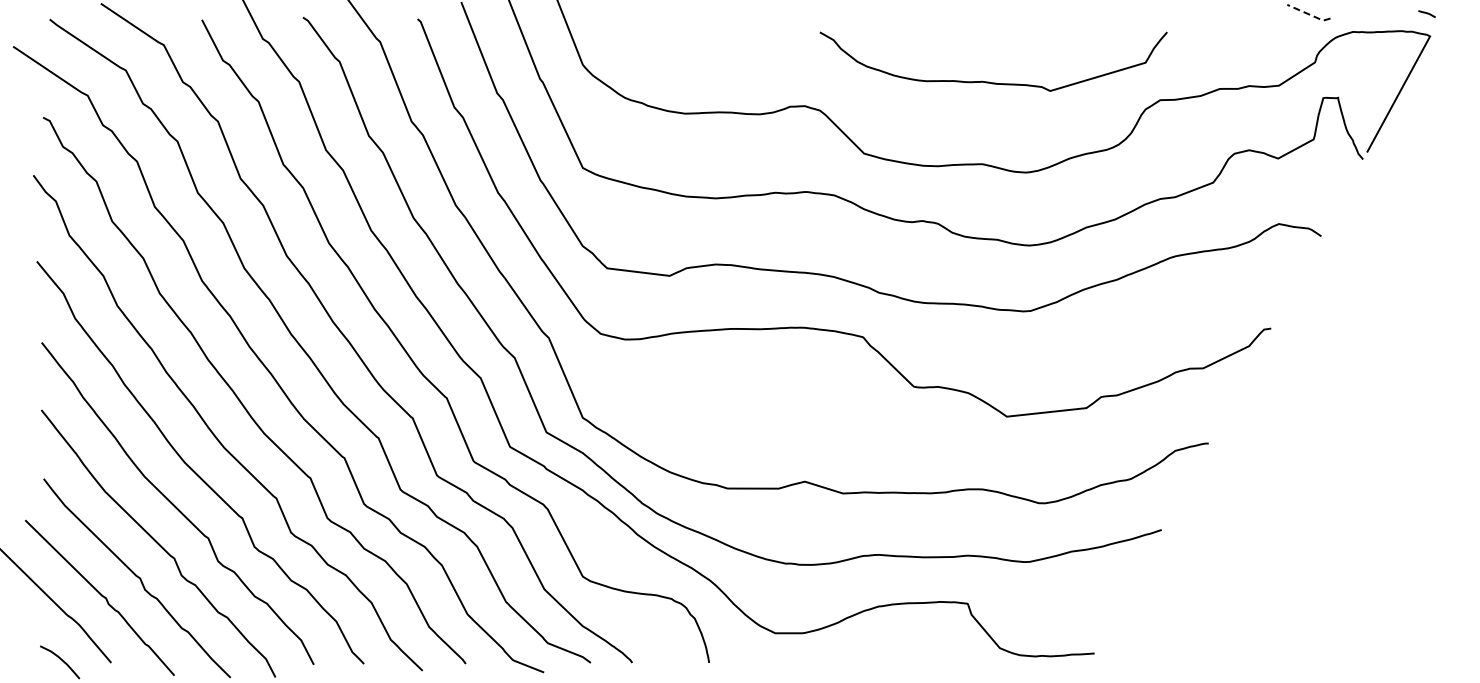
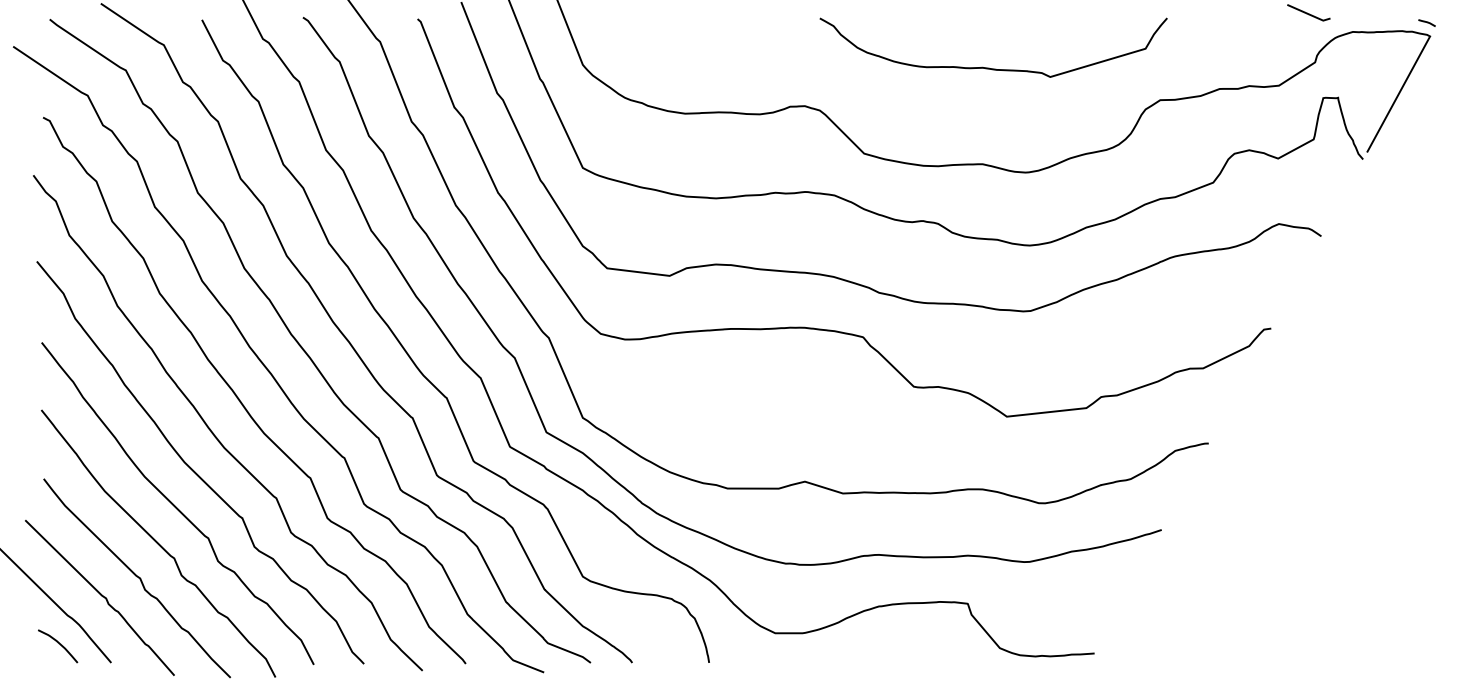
line position: (1426, 13) -> (1426, 22) (1426, 22)
line: dashed -> solid (1308, 14)
curve position: (989, 81) -> (989, 67) (989, 67)
curve position: (61, 660) -> (59, 644) (59, 644)
